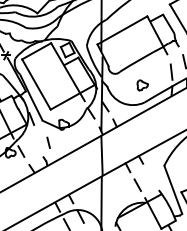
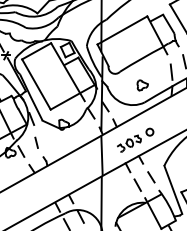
part: none -> present (135, 139)
line position: (48, 142) -> (36, 142) (36, 142)
line: none -> present (151, 177)
